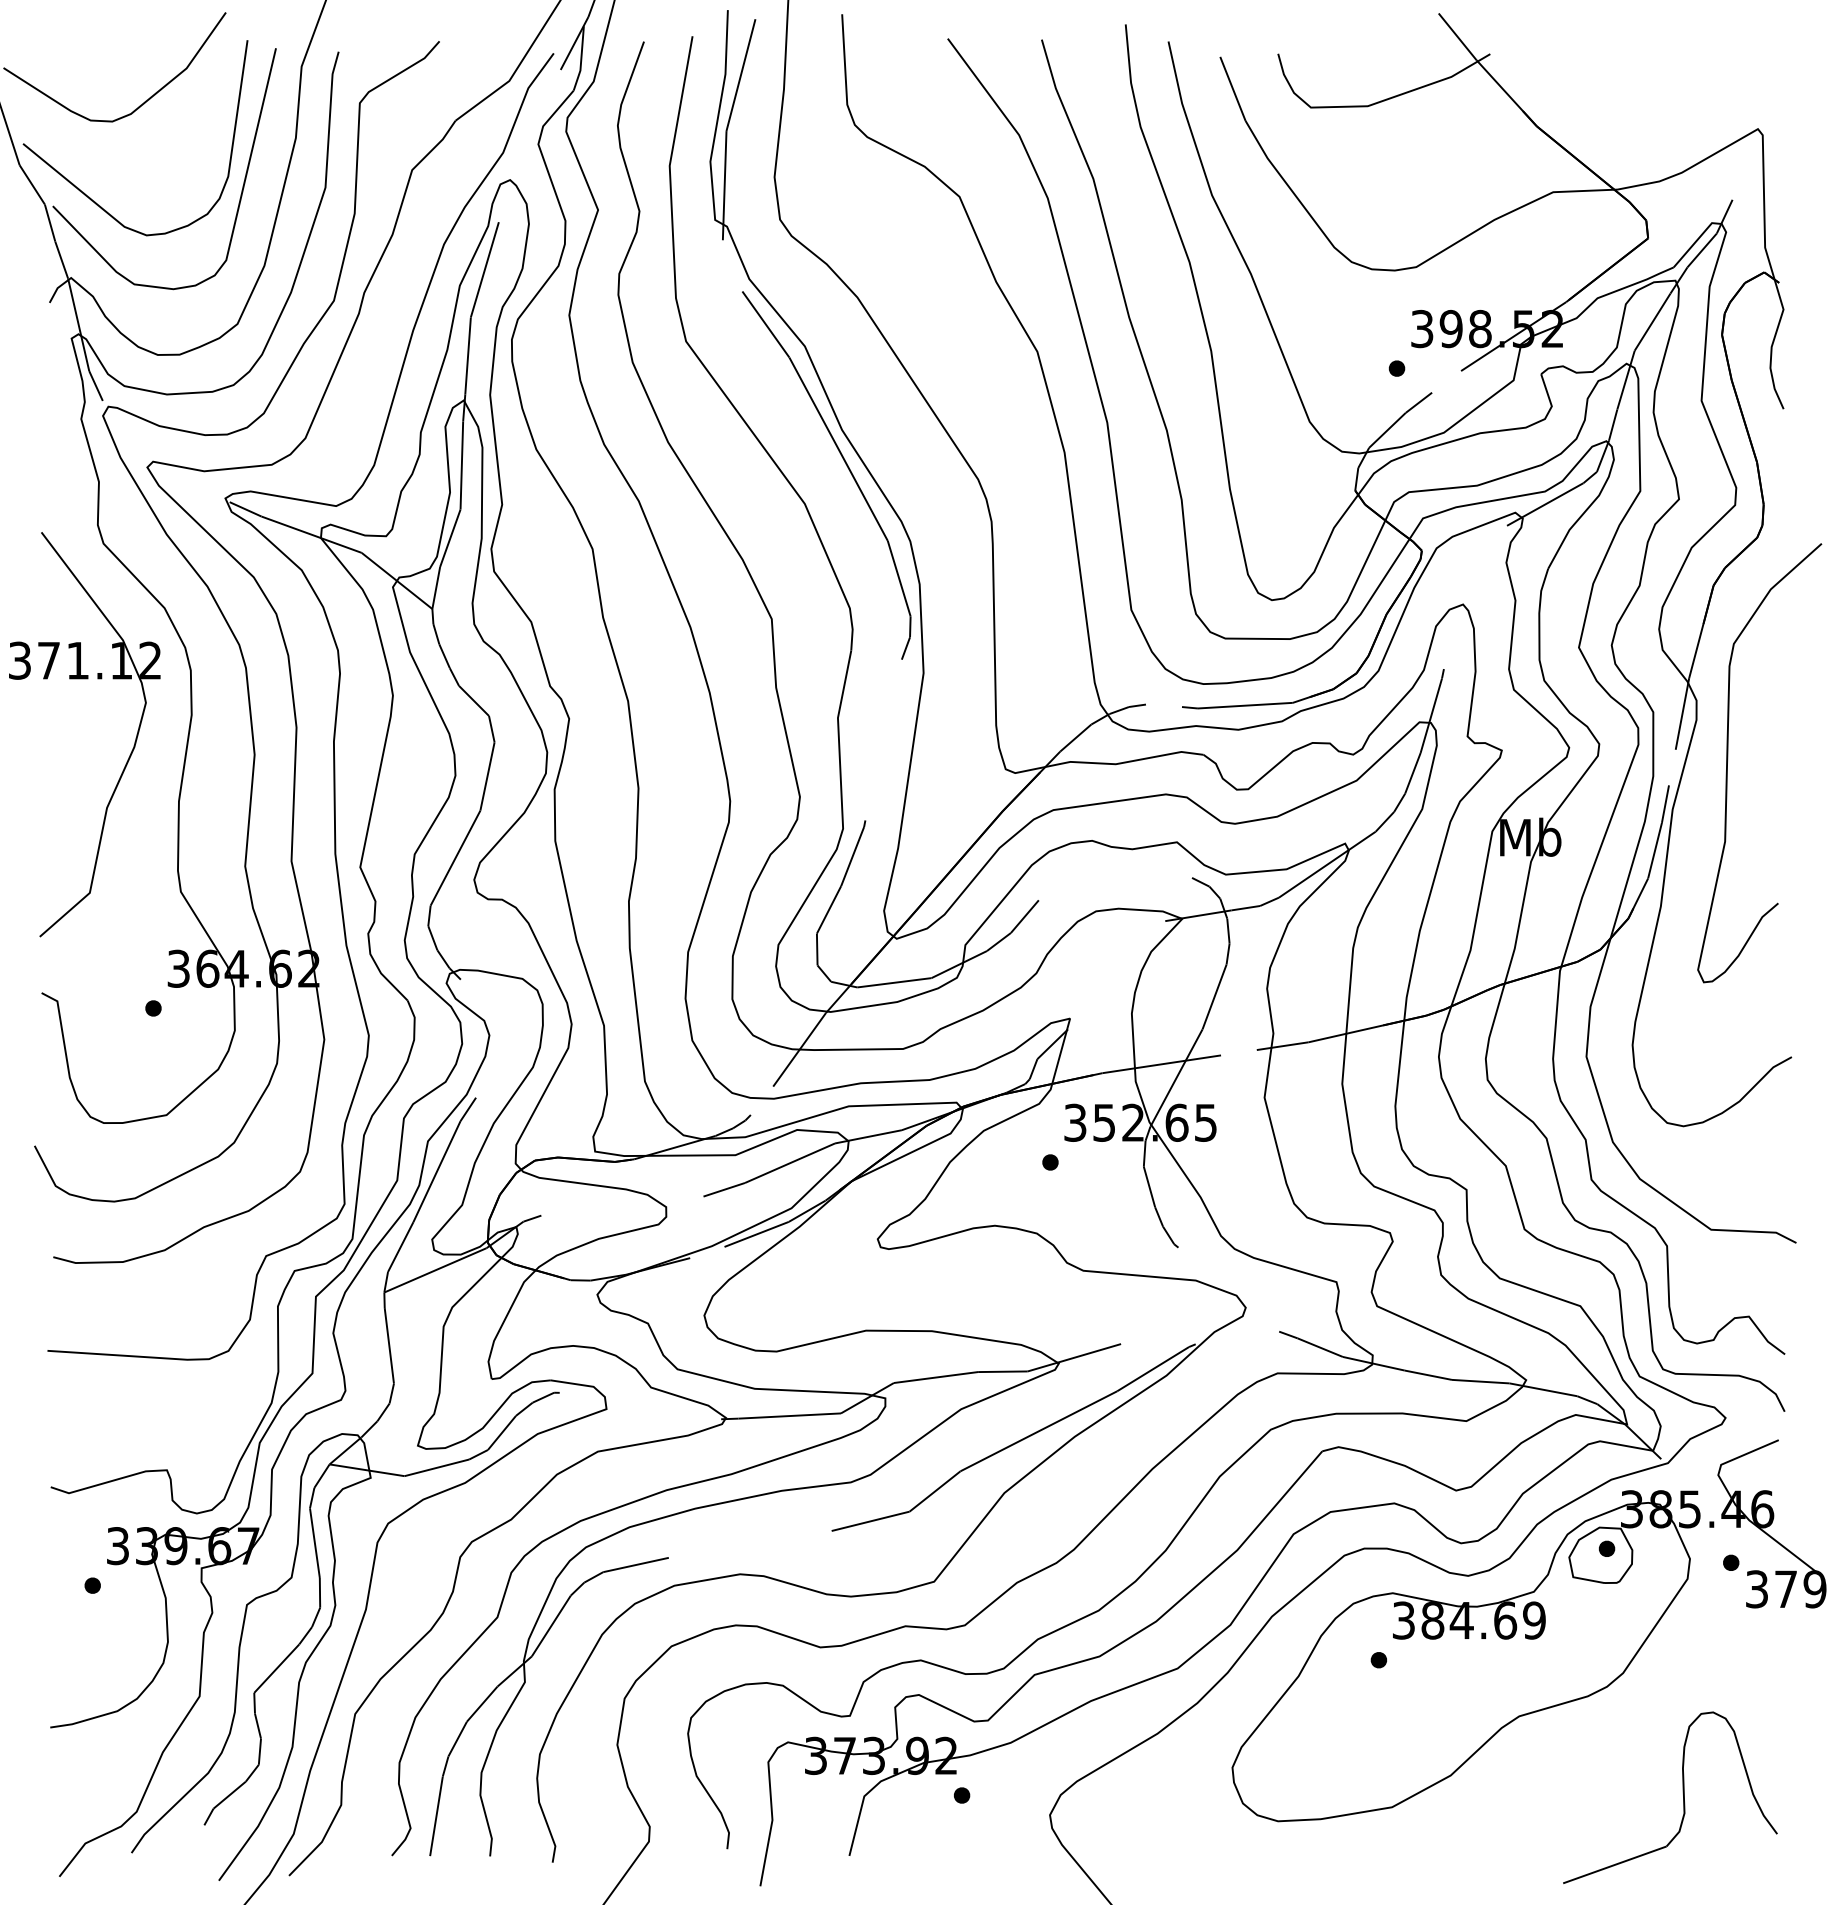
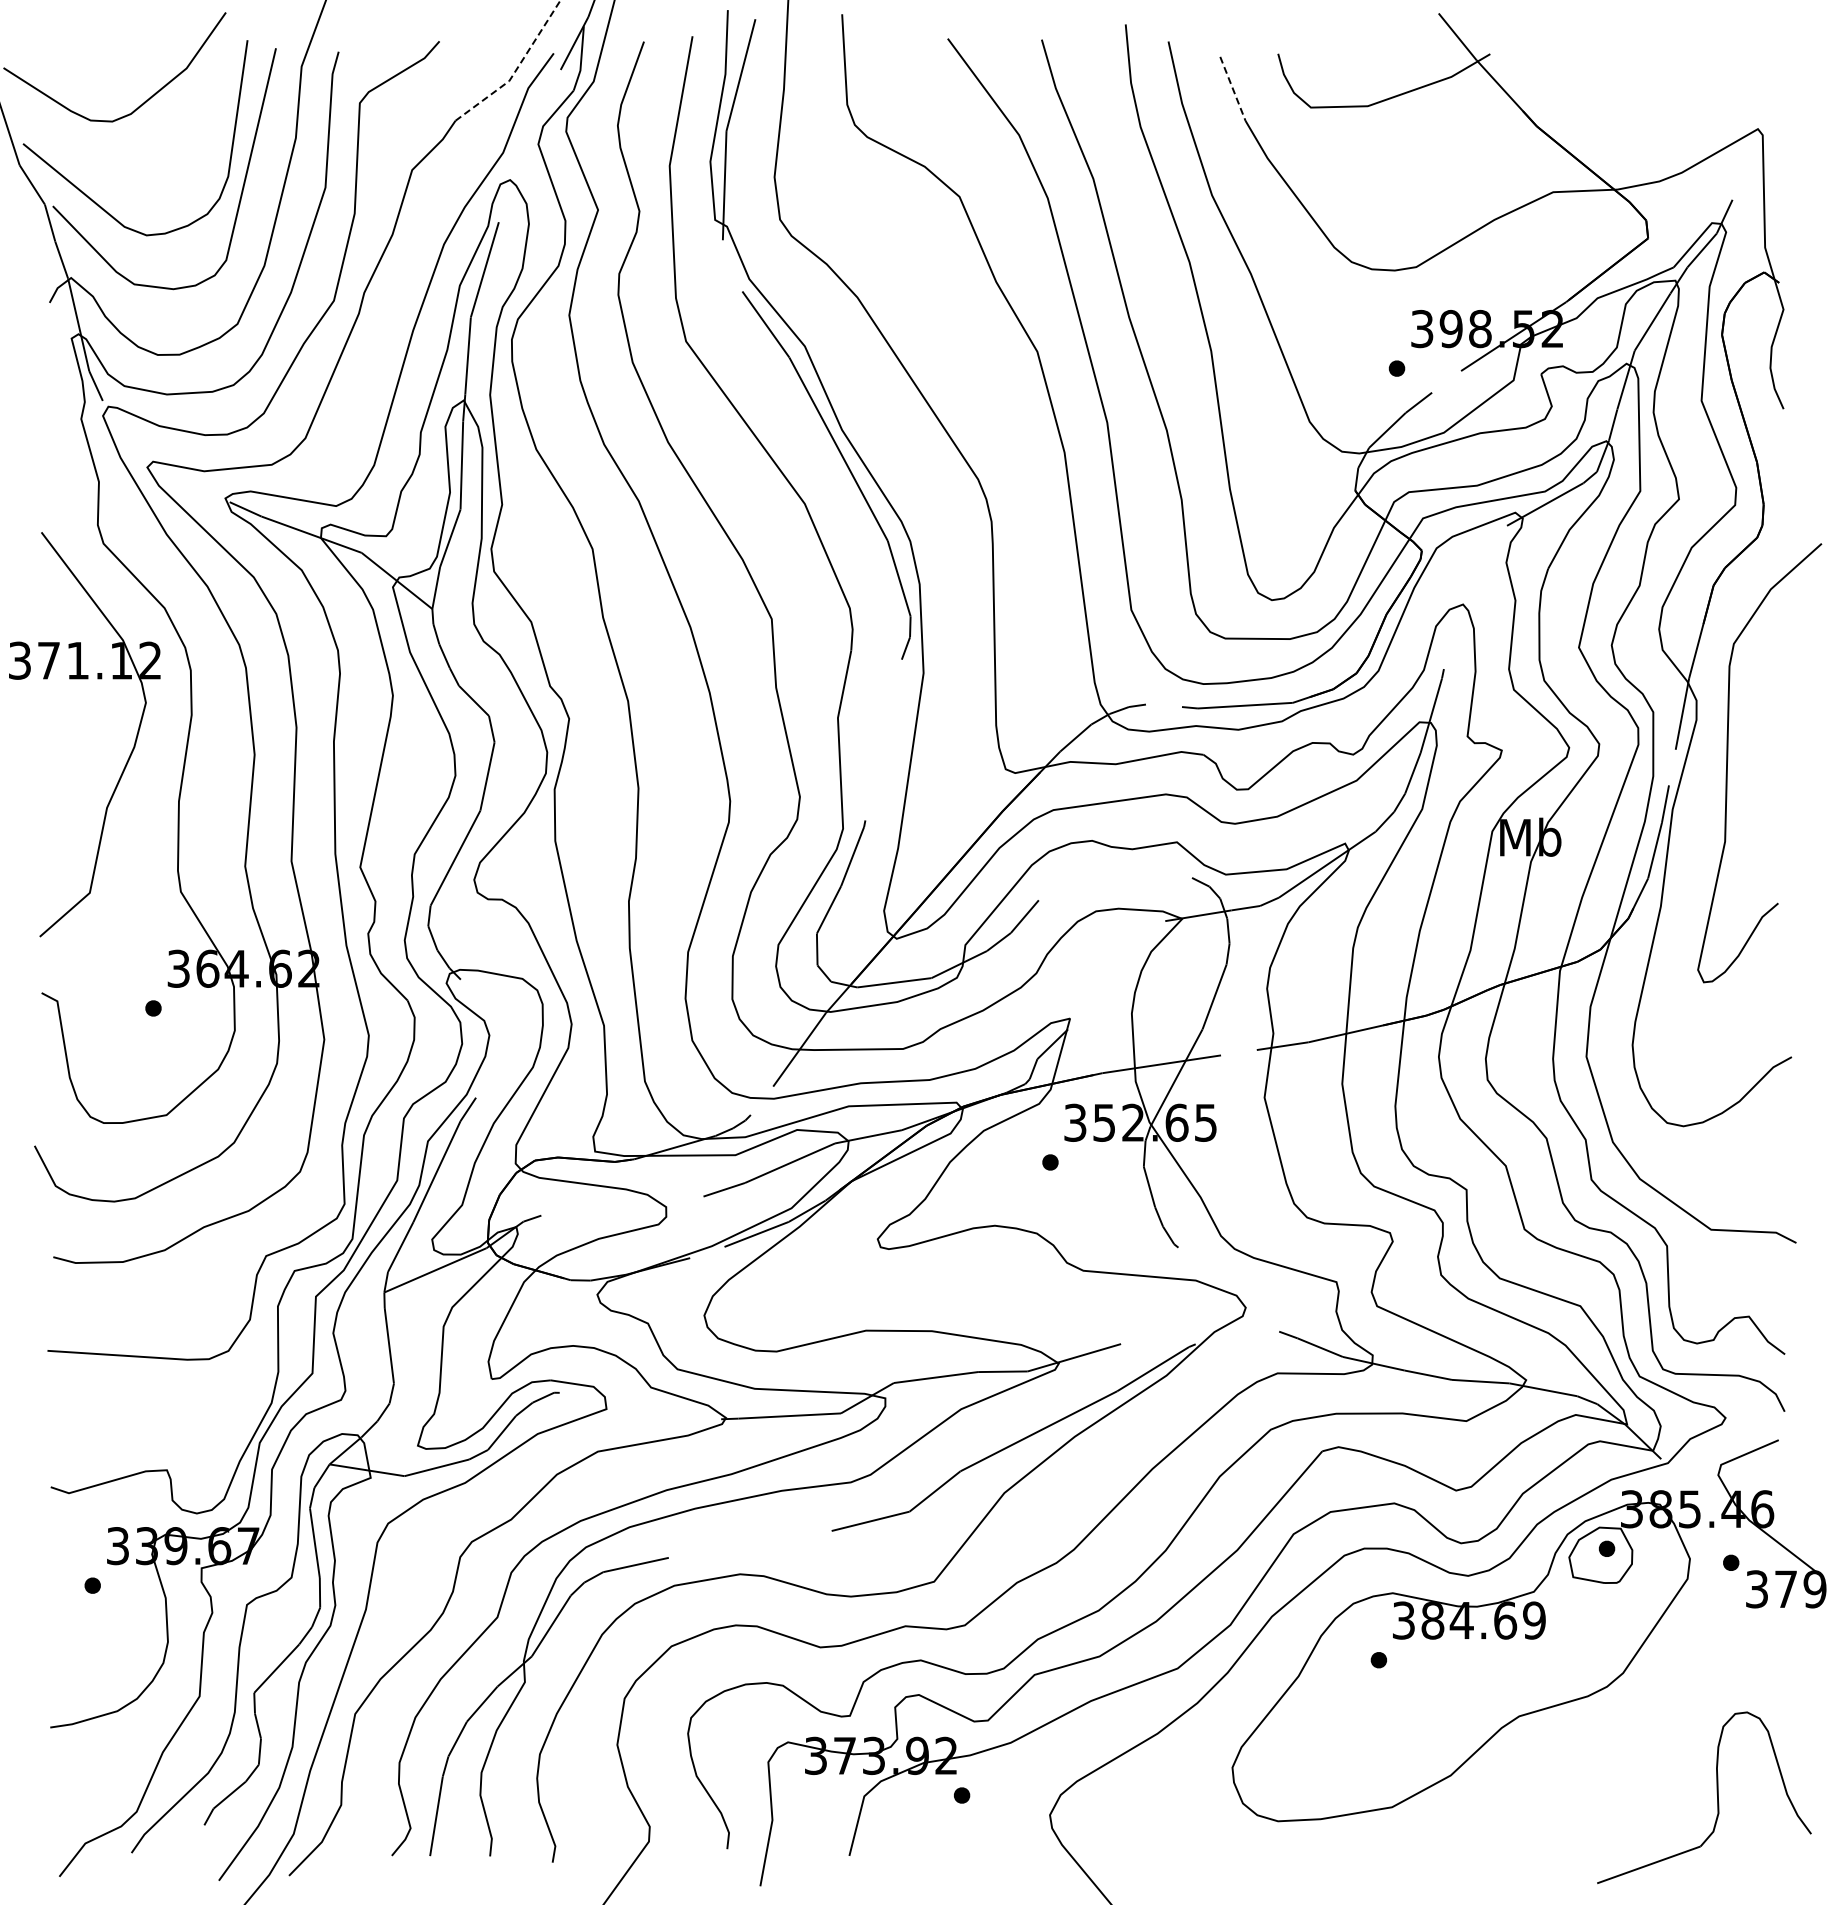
line: solid -> dashed (516, 69)
line: solid -> dashed (1233, 89)
part position: (1682, 1793) -> (1716, 1793) (1716, 1793)
